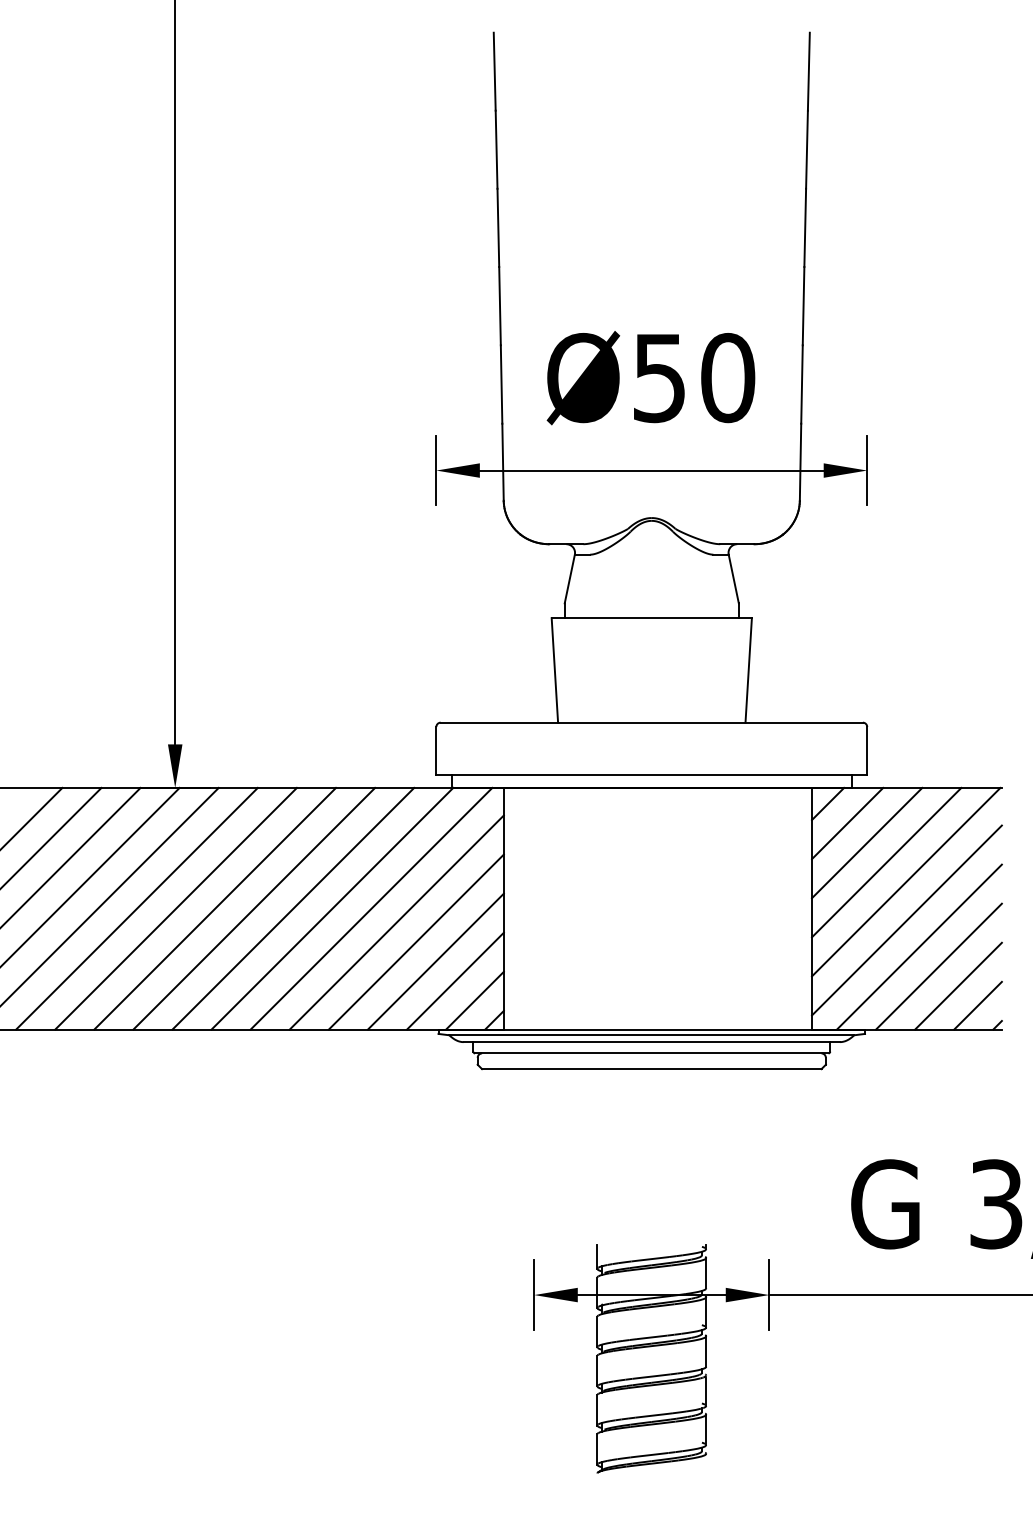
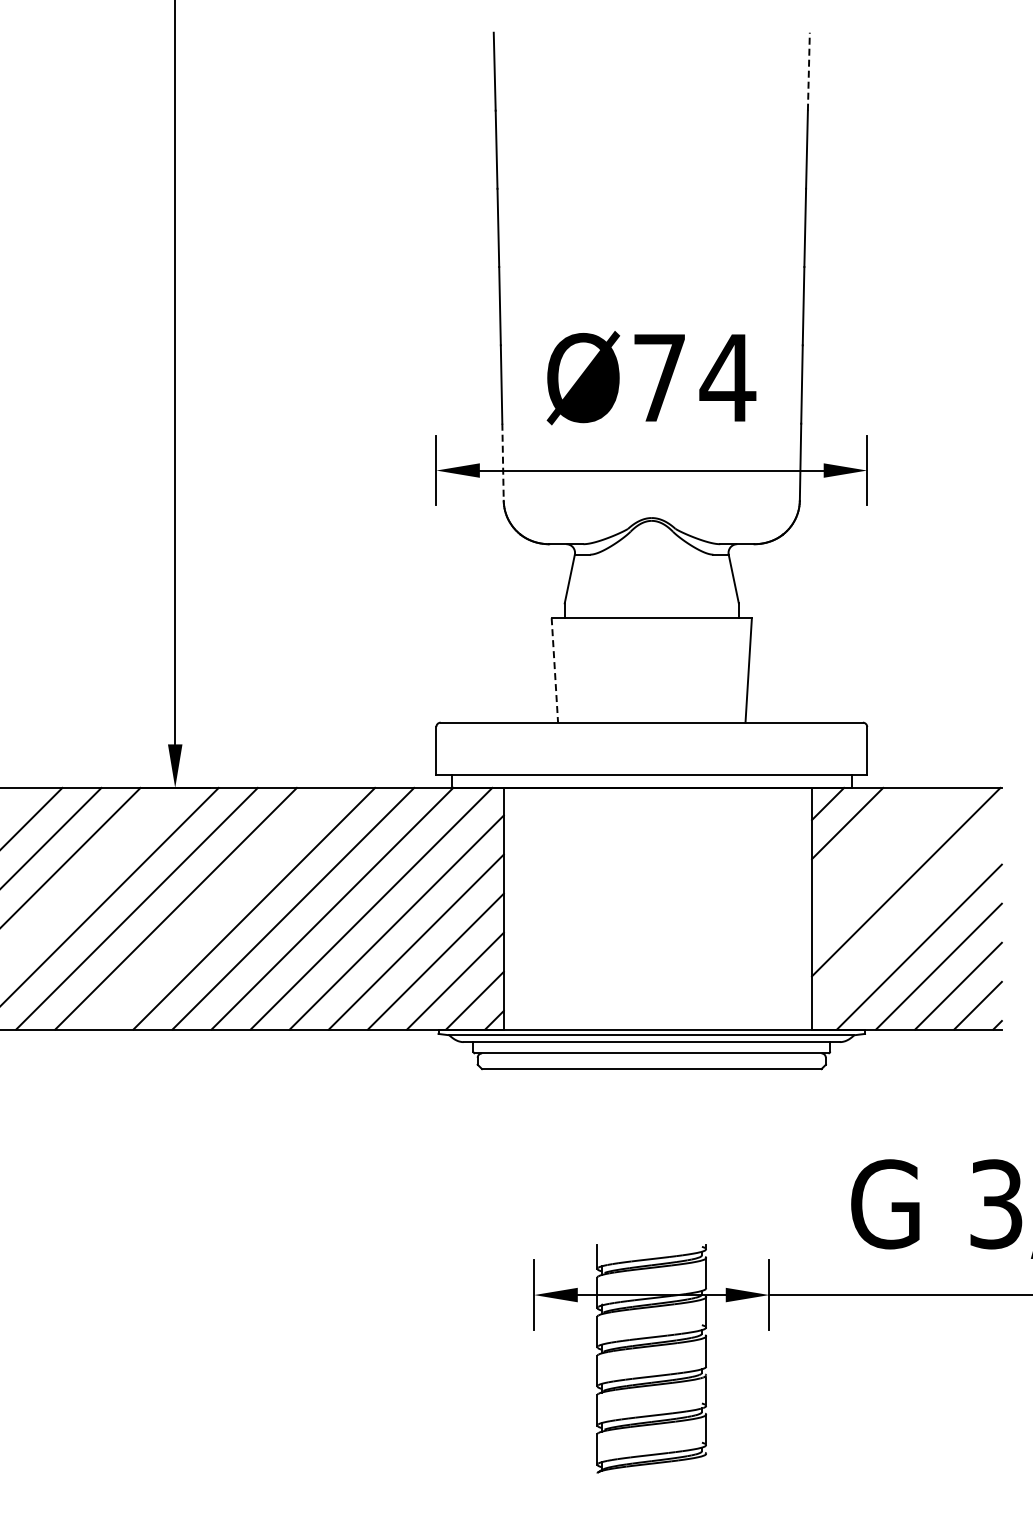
line: solid -> dashed (808, 71)
text: Ø50 -> Ø74 (695, 378)
line: solid -> dashed (503, 462)
line: solid -> dashed (554, 670)
line: present -> none (867, 842)
line: present -> none (886, 862)
line: present -> none (90, 876)
line: present -> none (215, 908)
line: present -> none (906, 920)
